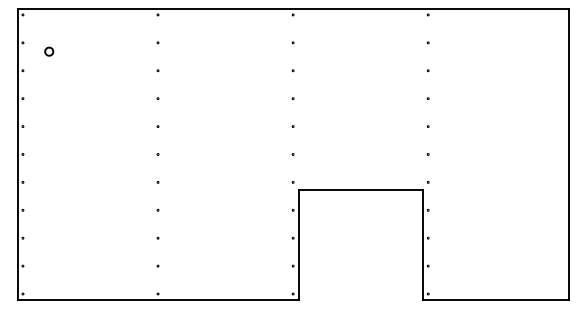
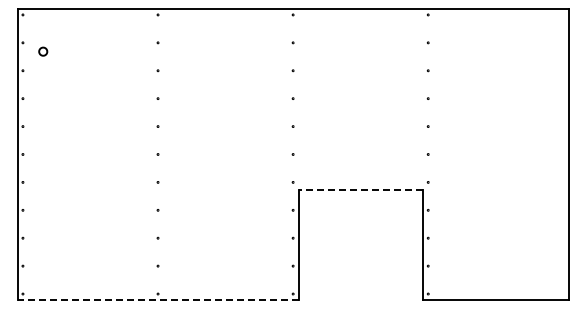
part position: (49, 51) -> (43, 51) (43, 51)
line: solid -> dashed (360, 190)
line: solid -> dashed (157, 299)
